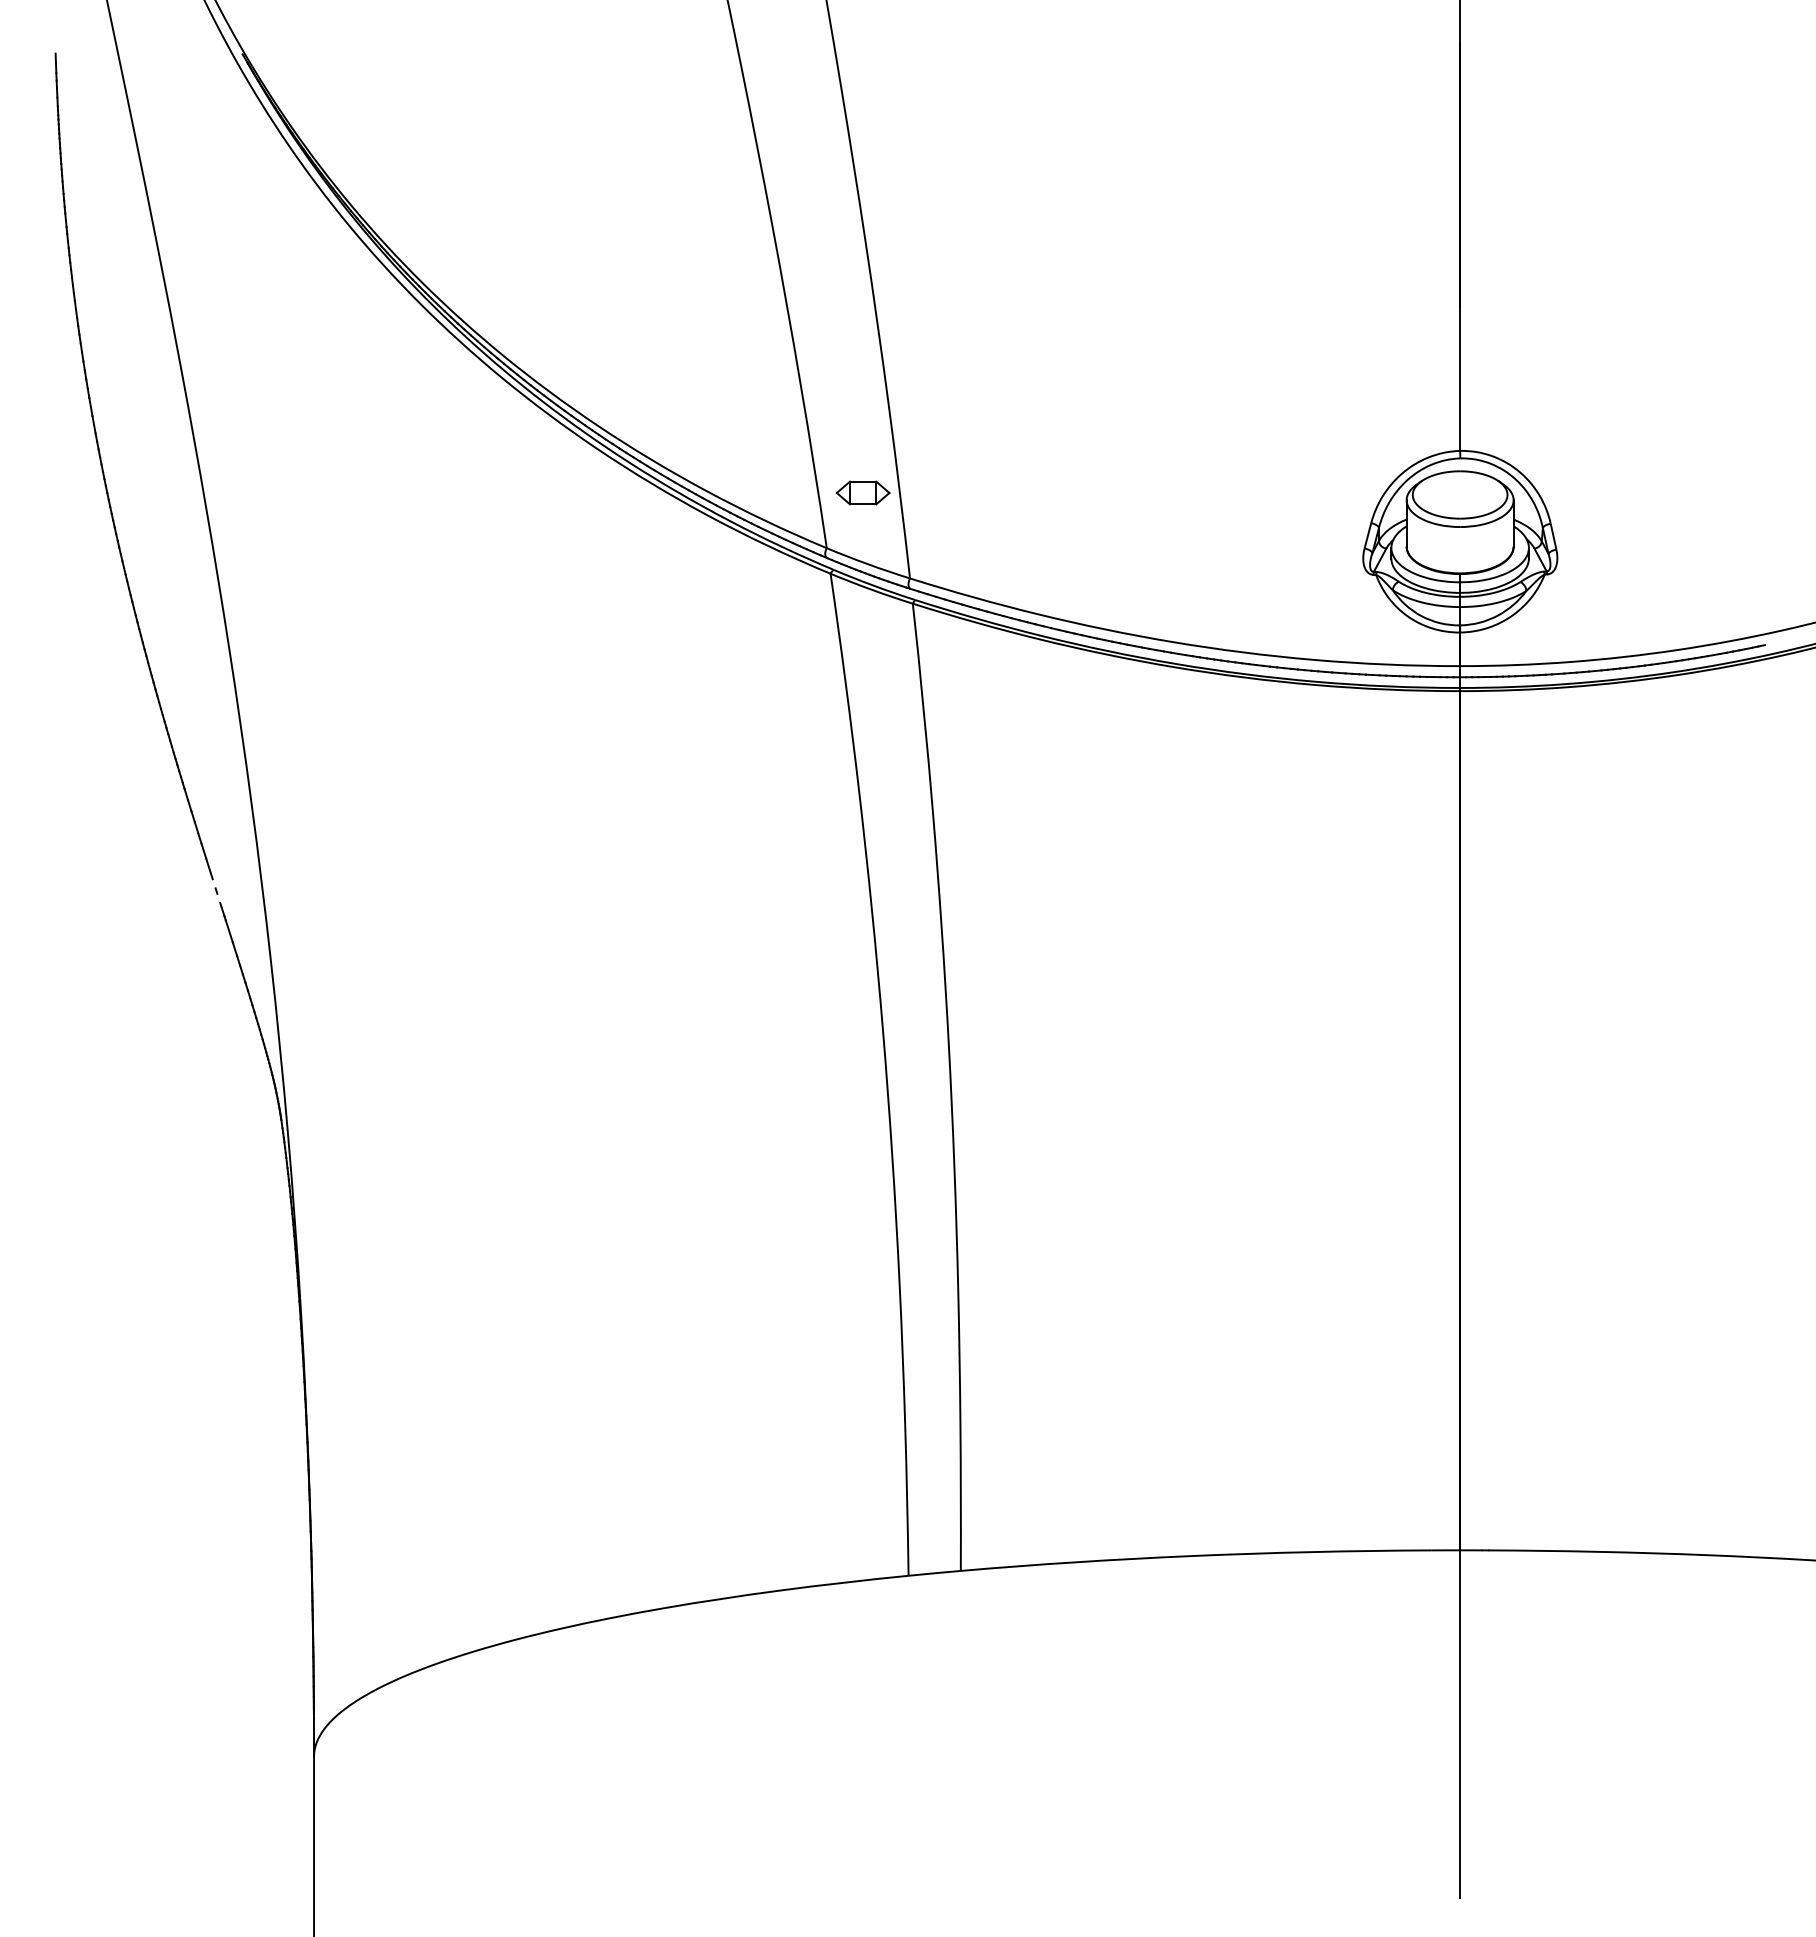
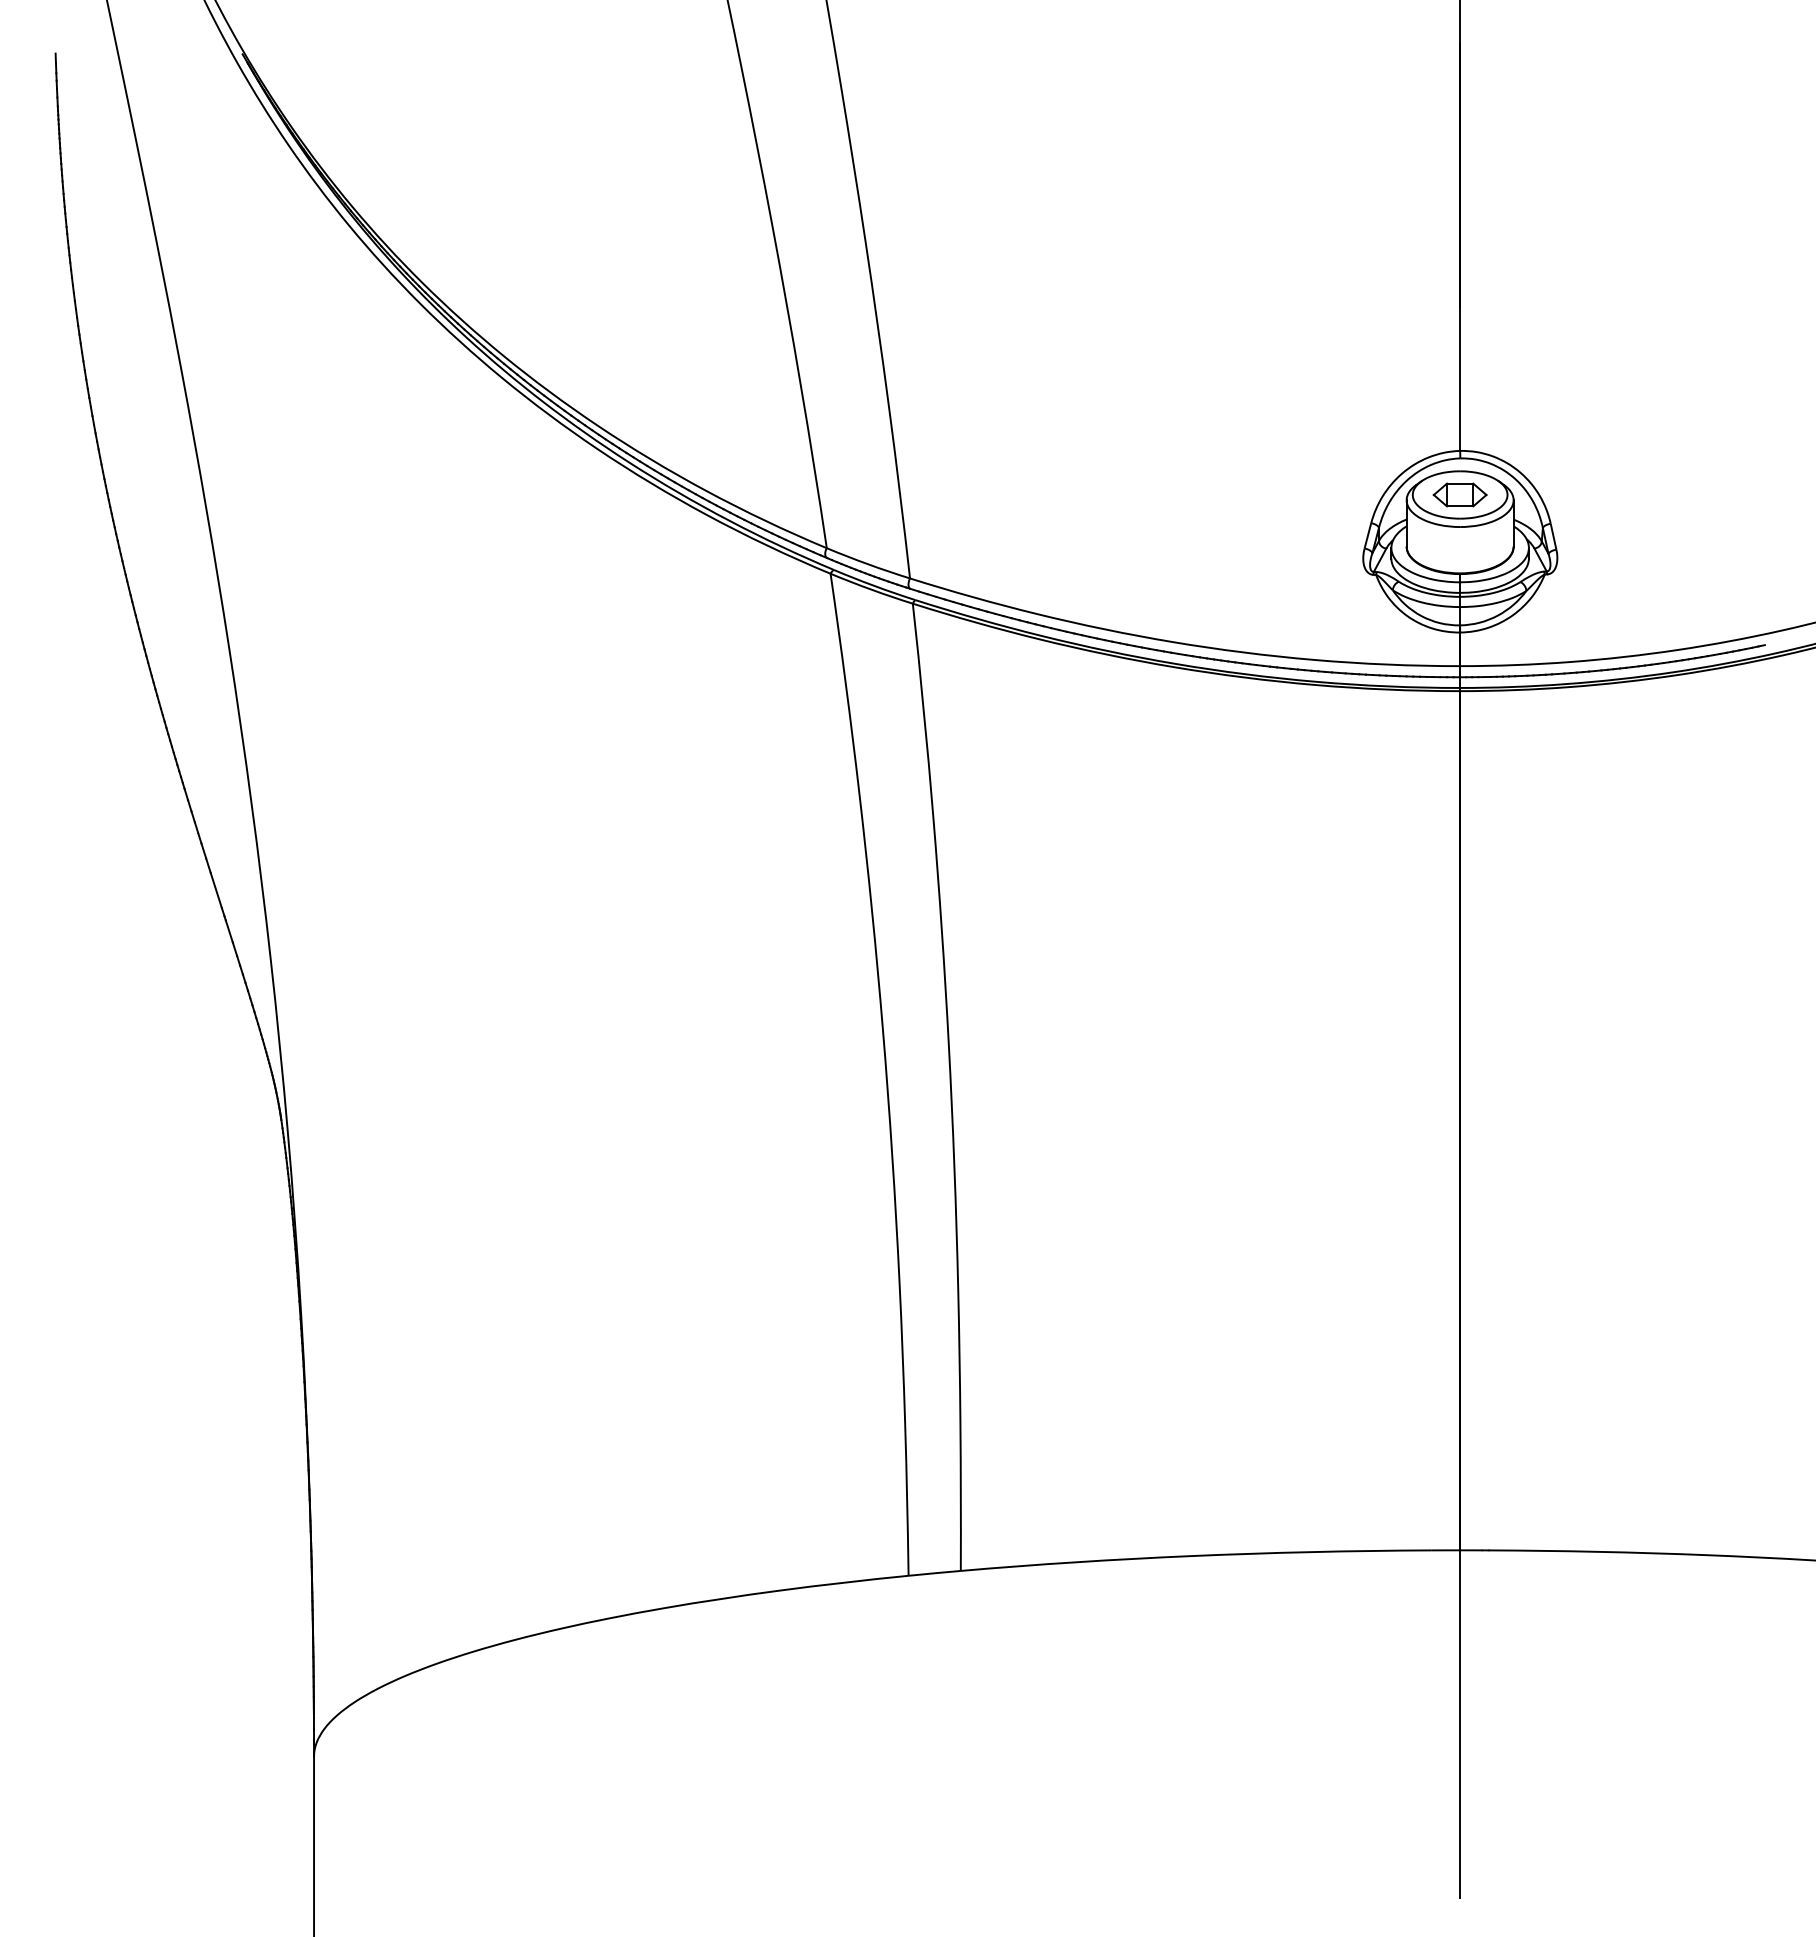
part position: (862, 492) -> (1459, 494) (1459, 494)
line: dashed -> solid (216, 891)
